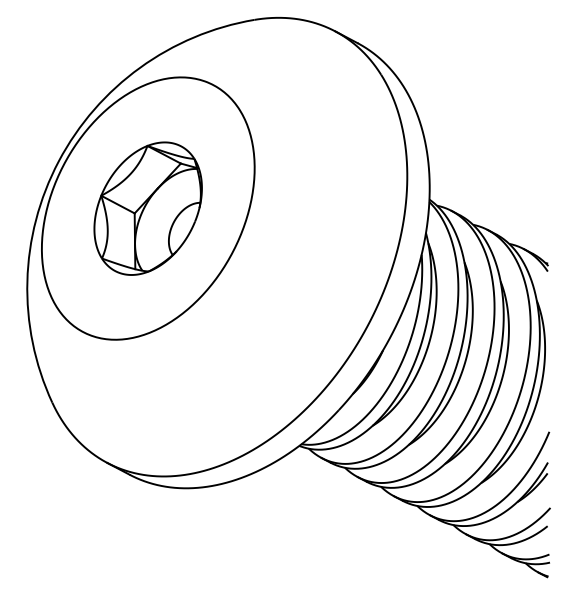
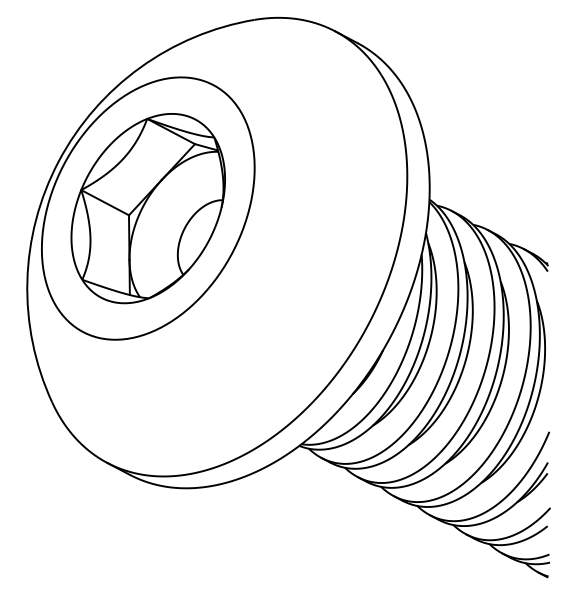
part size: 110x135 px -> 156x192 px (147, 208)
